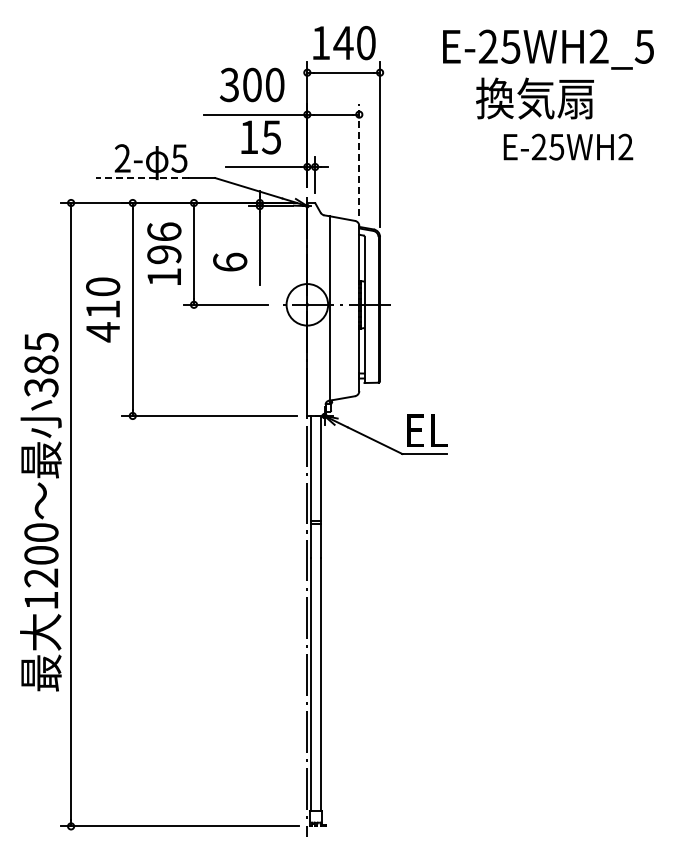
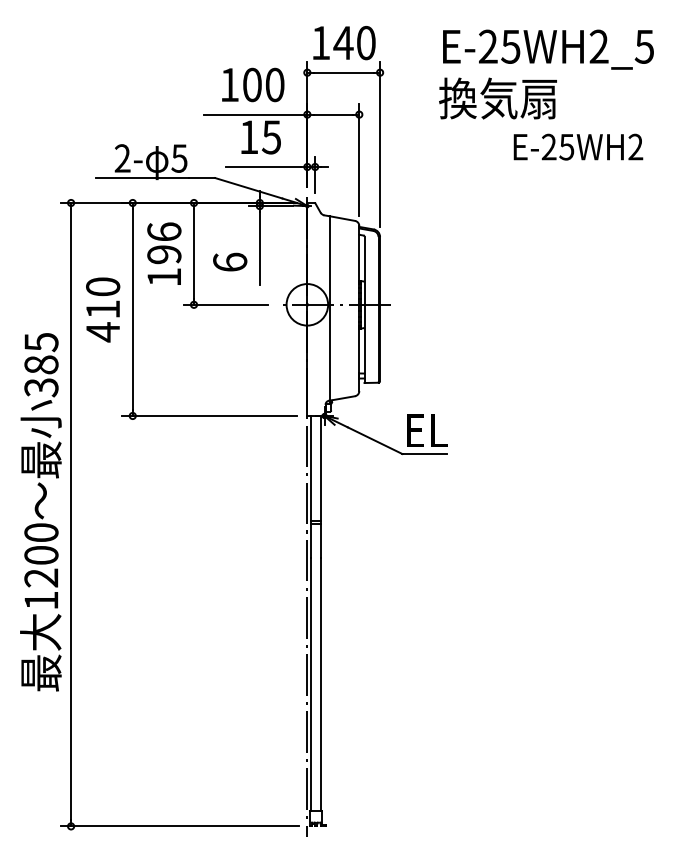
text: 300 -> 100 (228, 84)
text position: (534, 98) -> (497, 98) (497, 98)
text position: (568, 146) -> (578, 146) (578, 146)
line: dashed -> solid (359, 159)
line: dashed -> solid (142, 178)
